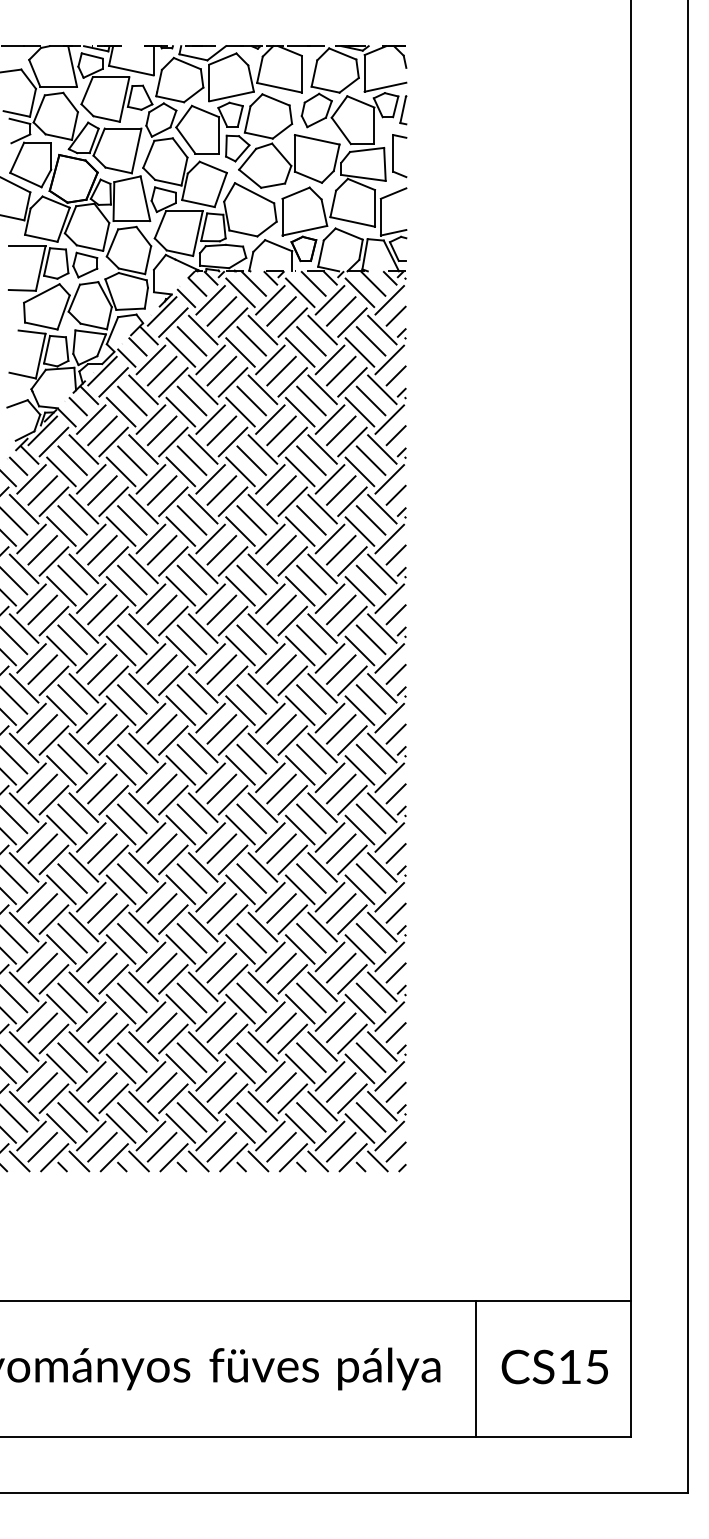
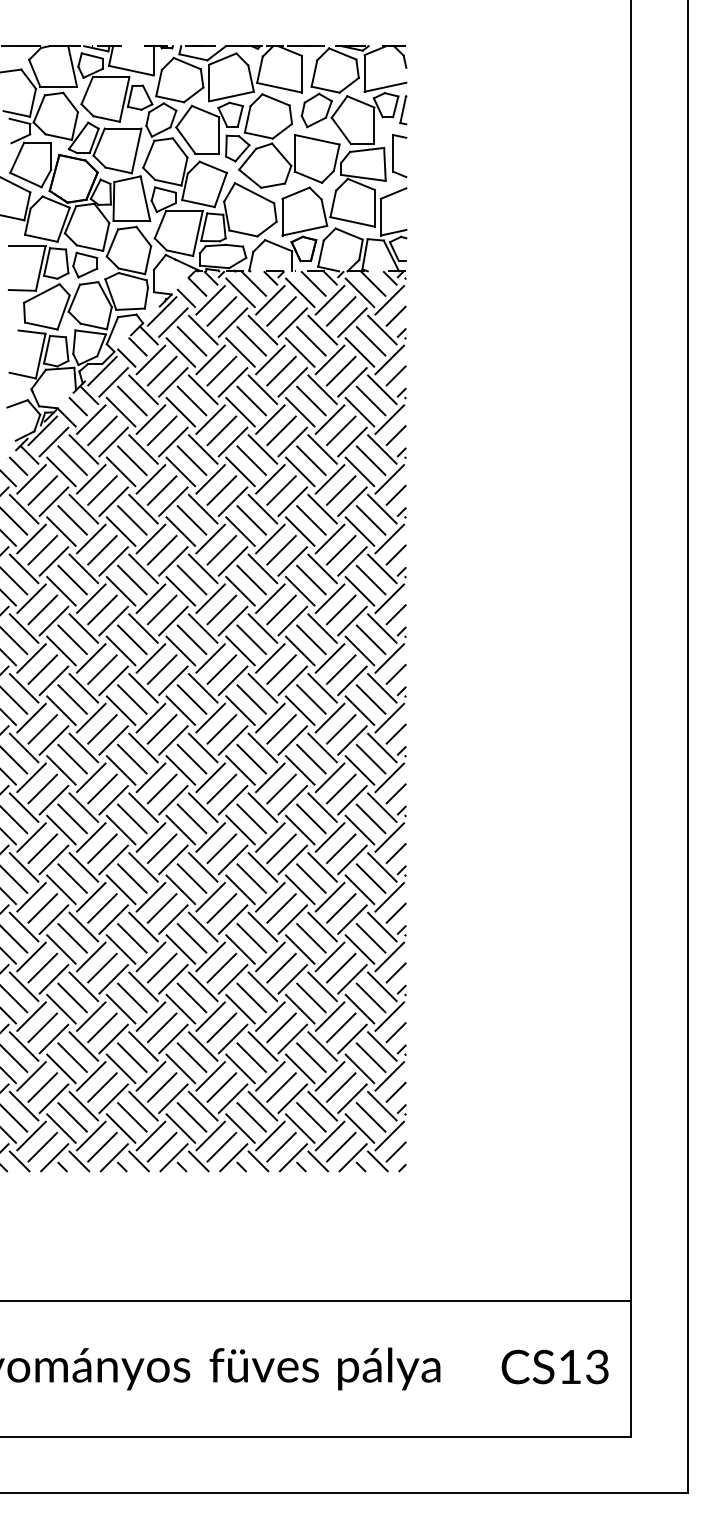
text: CS15 -> CS13 (597, 1366)
line: present -> none (476, 1368)
